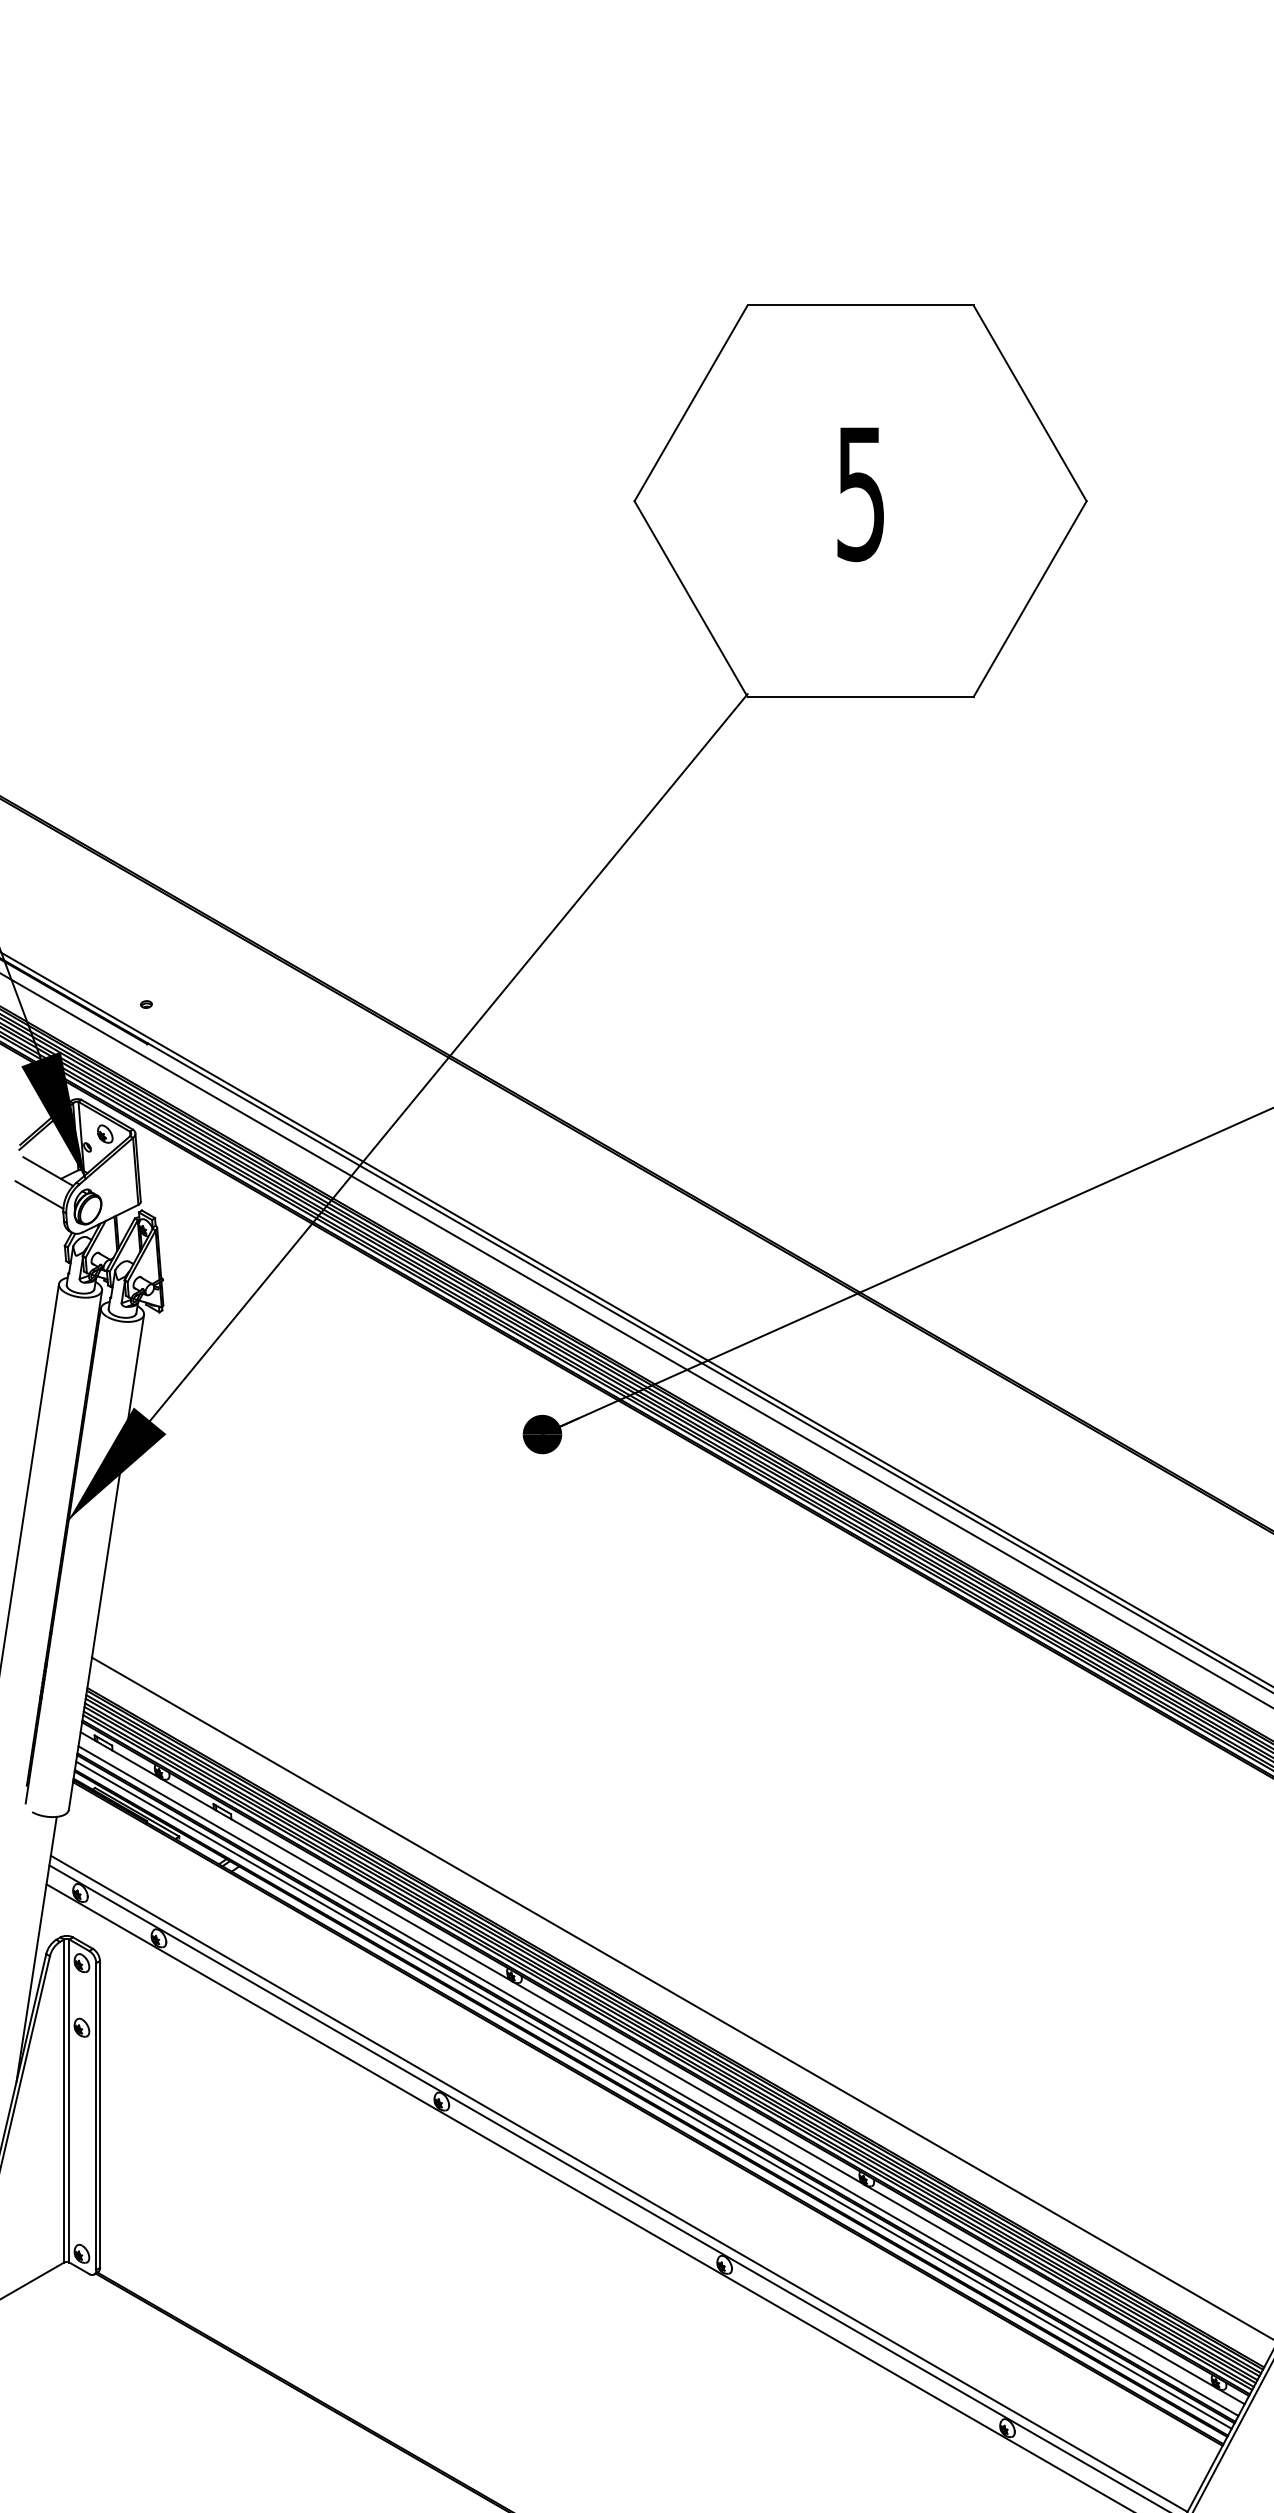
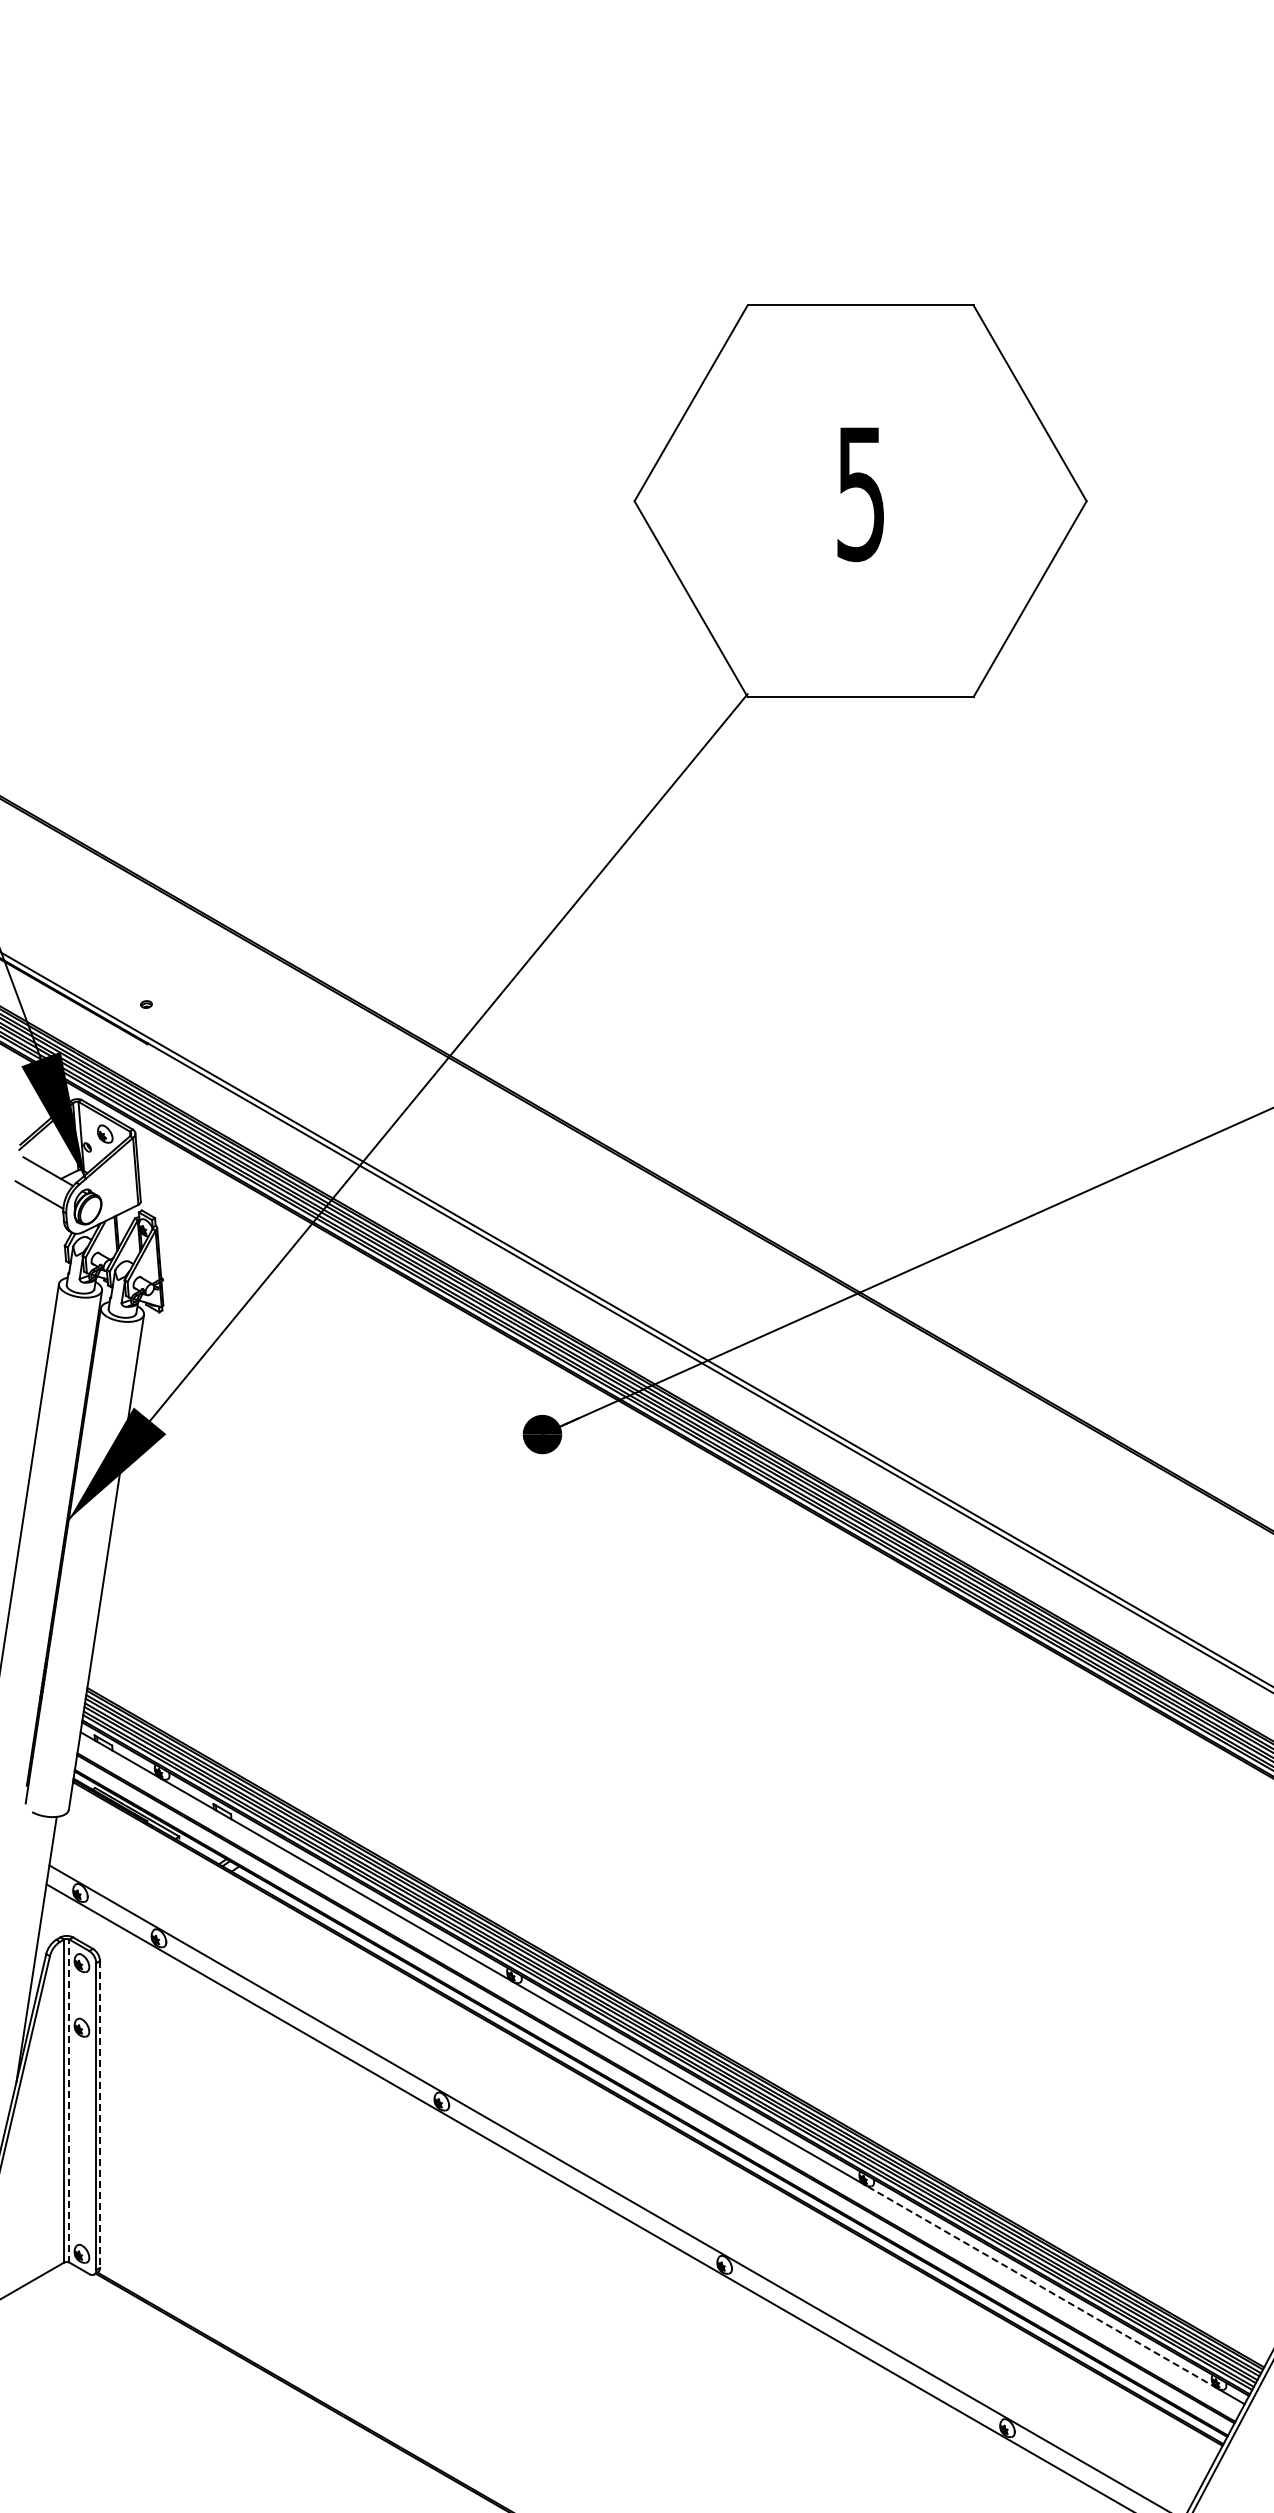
line: present -> none (636, 1340)
line: present -> none (680, 1997)
line: present -> none (658, 2080)
line: present -> none (653, 2094)
line: solid -> dashed (69, 2101)
line: solid -> dashed (100, 2114)
line: present -> none (617, 2182)
line: solid -> dashed (1040, 2286)
